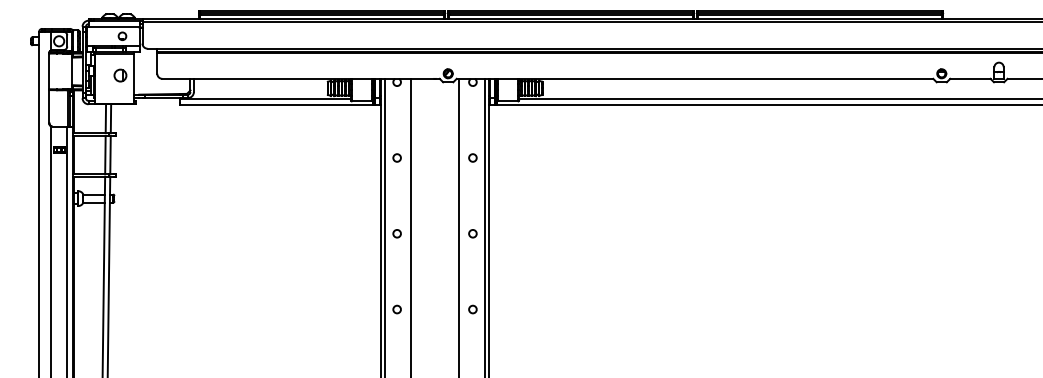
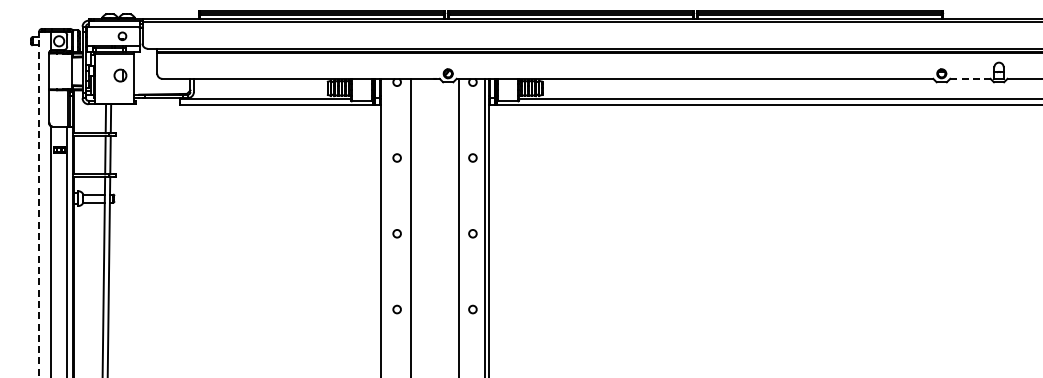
line: solid -> dashed (970, 78)
line: solid -> dashed (39, 204)
line: present -> none (384, 226)
